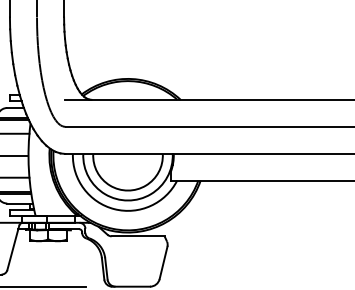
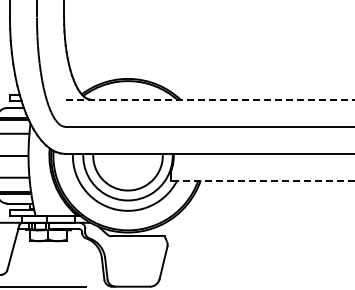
line: solid -> dashed (210, 99)
line: solid -> dashed (262, 180)
